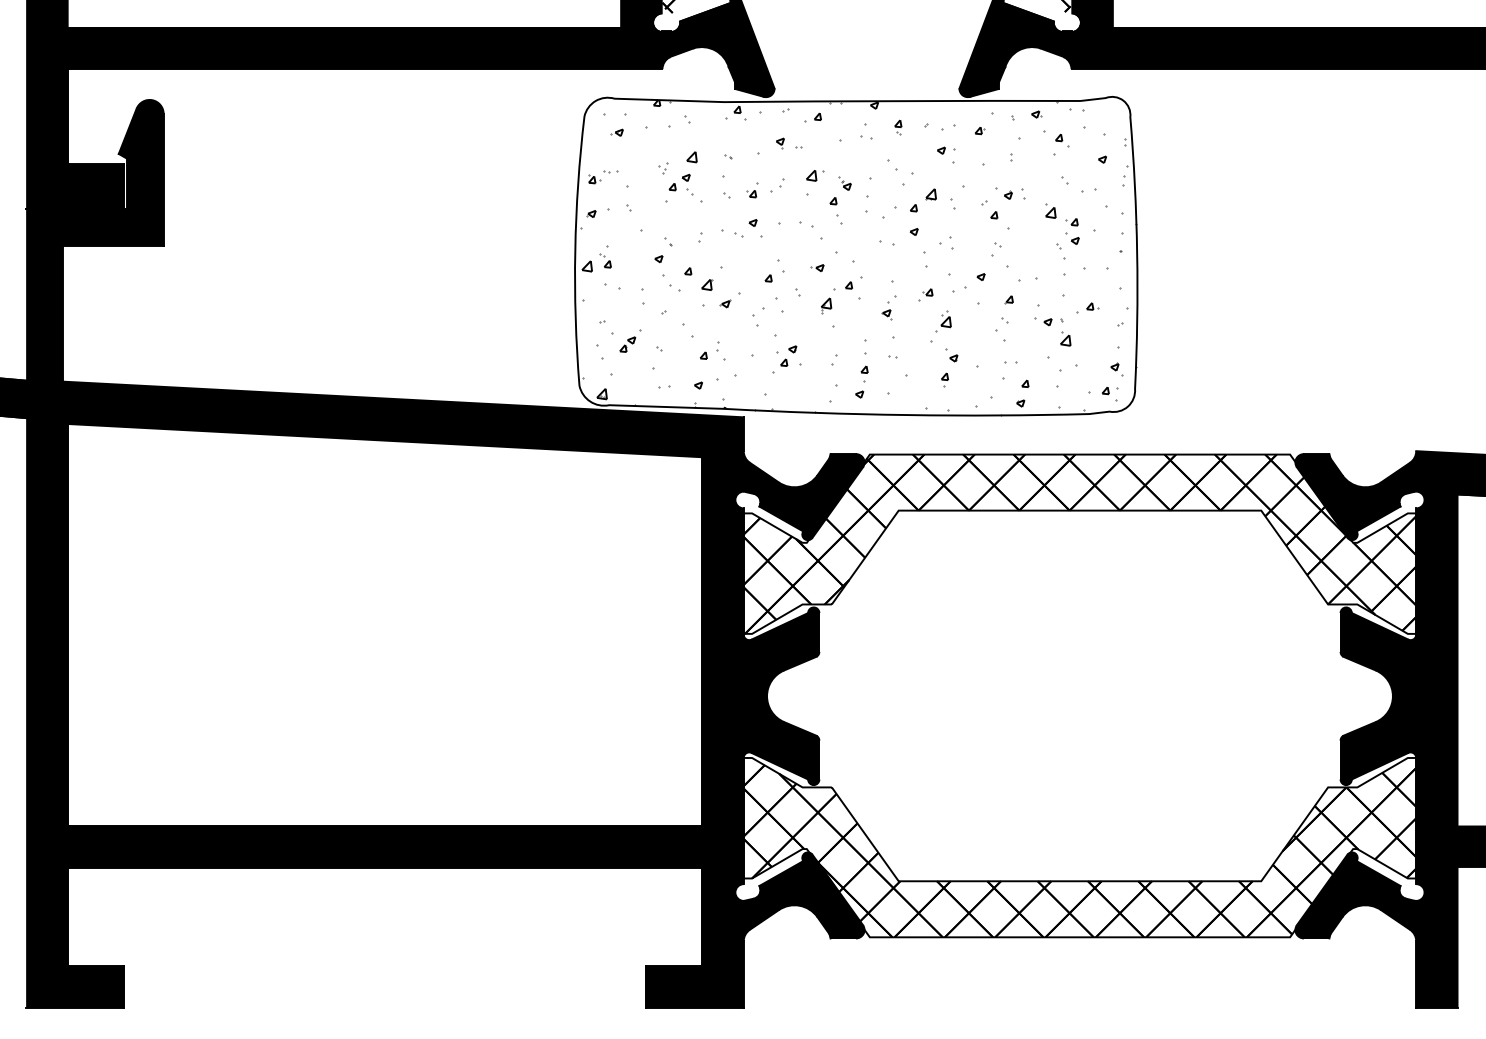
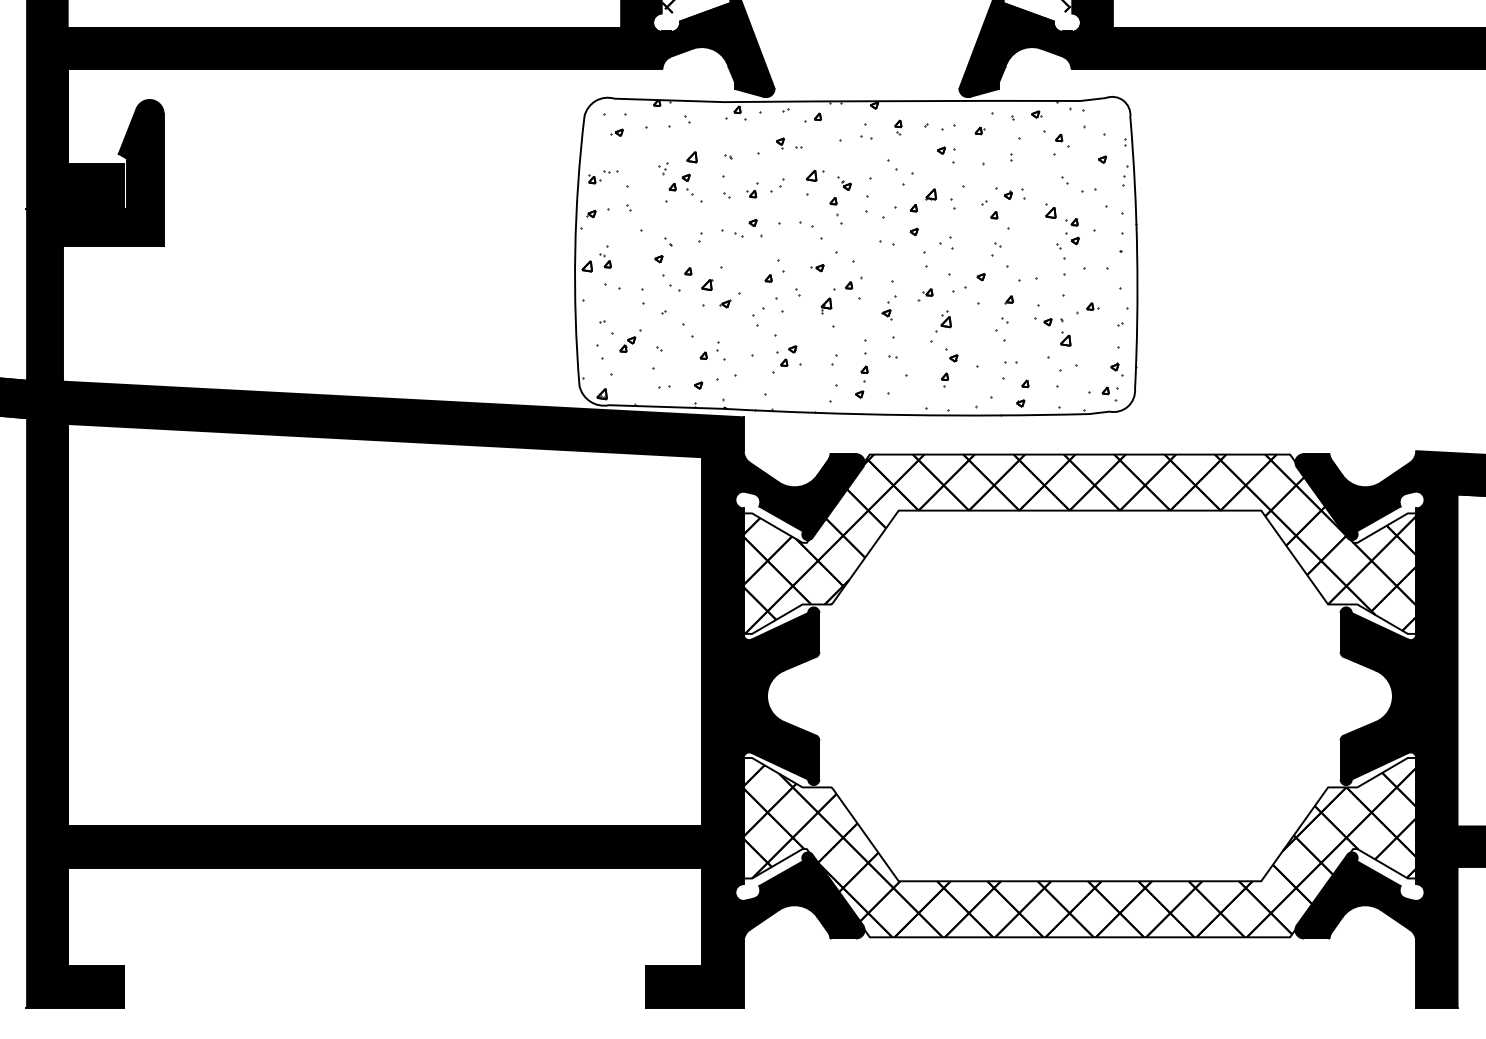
hatch: none -> present (858, 257)
